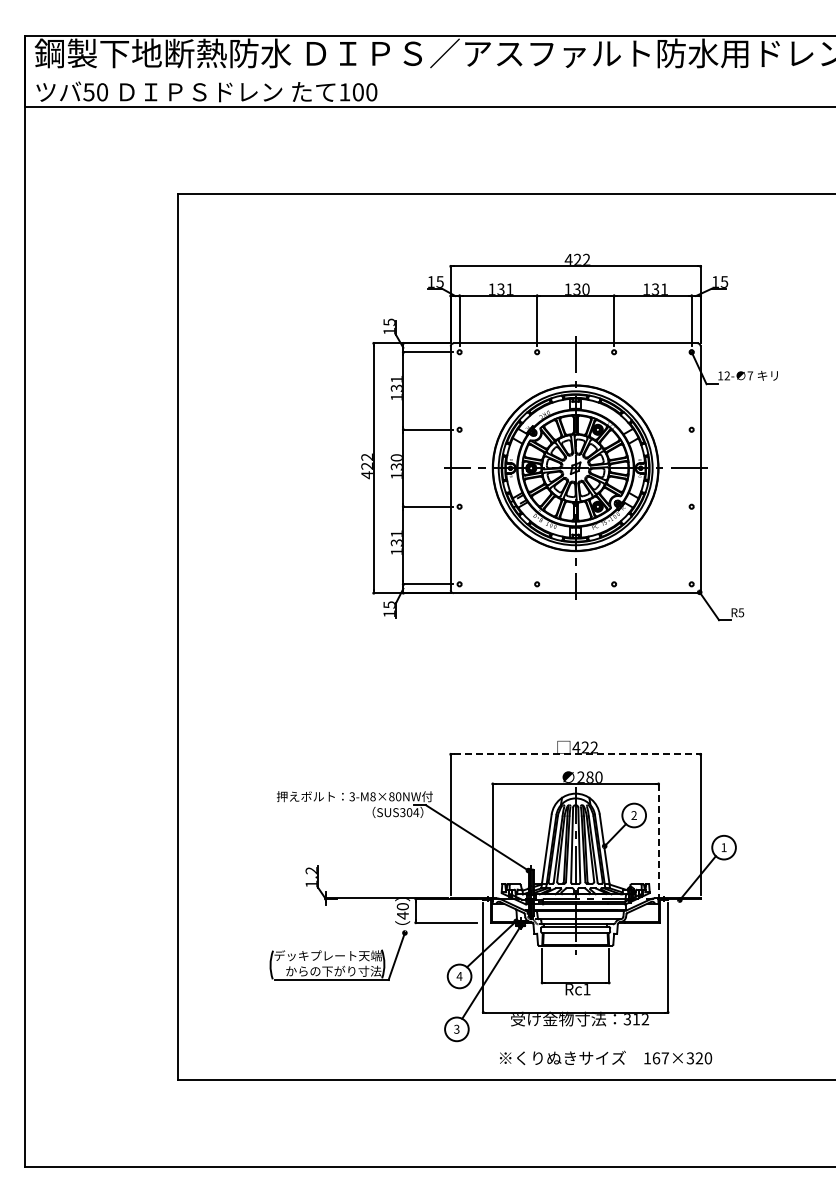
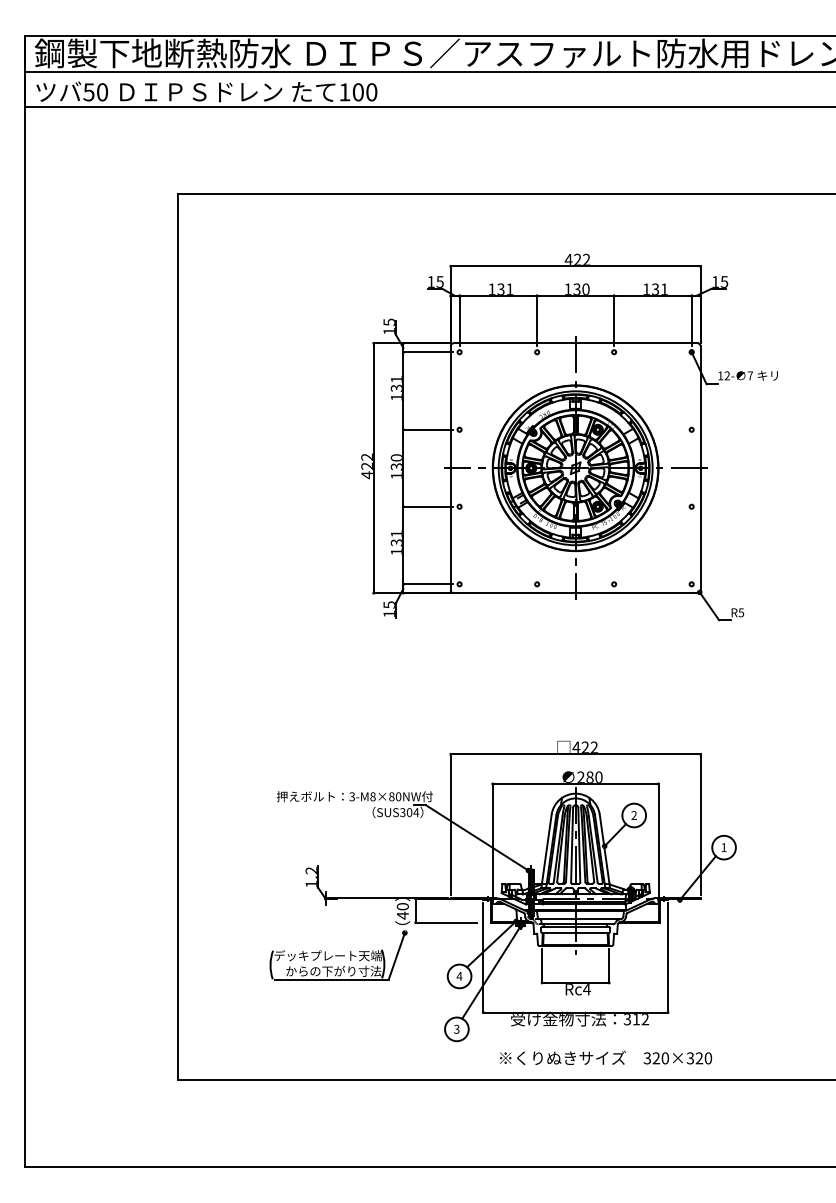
line: none -> present (428, 71)
line: dashed -> solid (575, 754)
line: dashed -> solid (658, 841)
text: Rc1 -> Rc4 (586, 989)
text: 167×320 -> 320×320 (655, 1058)
